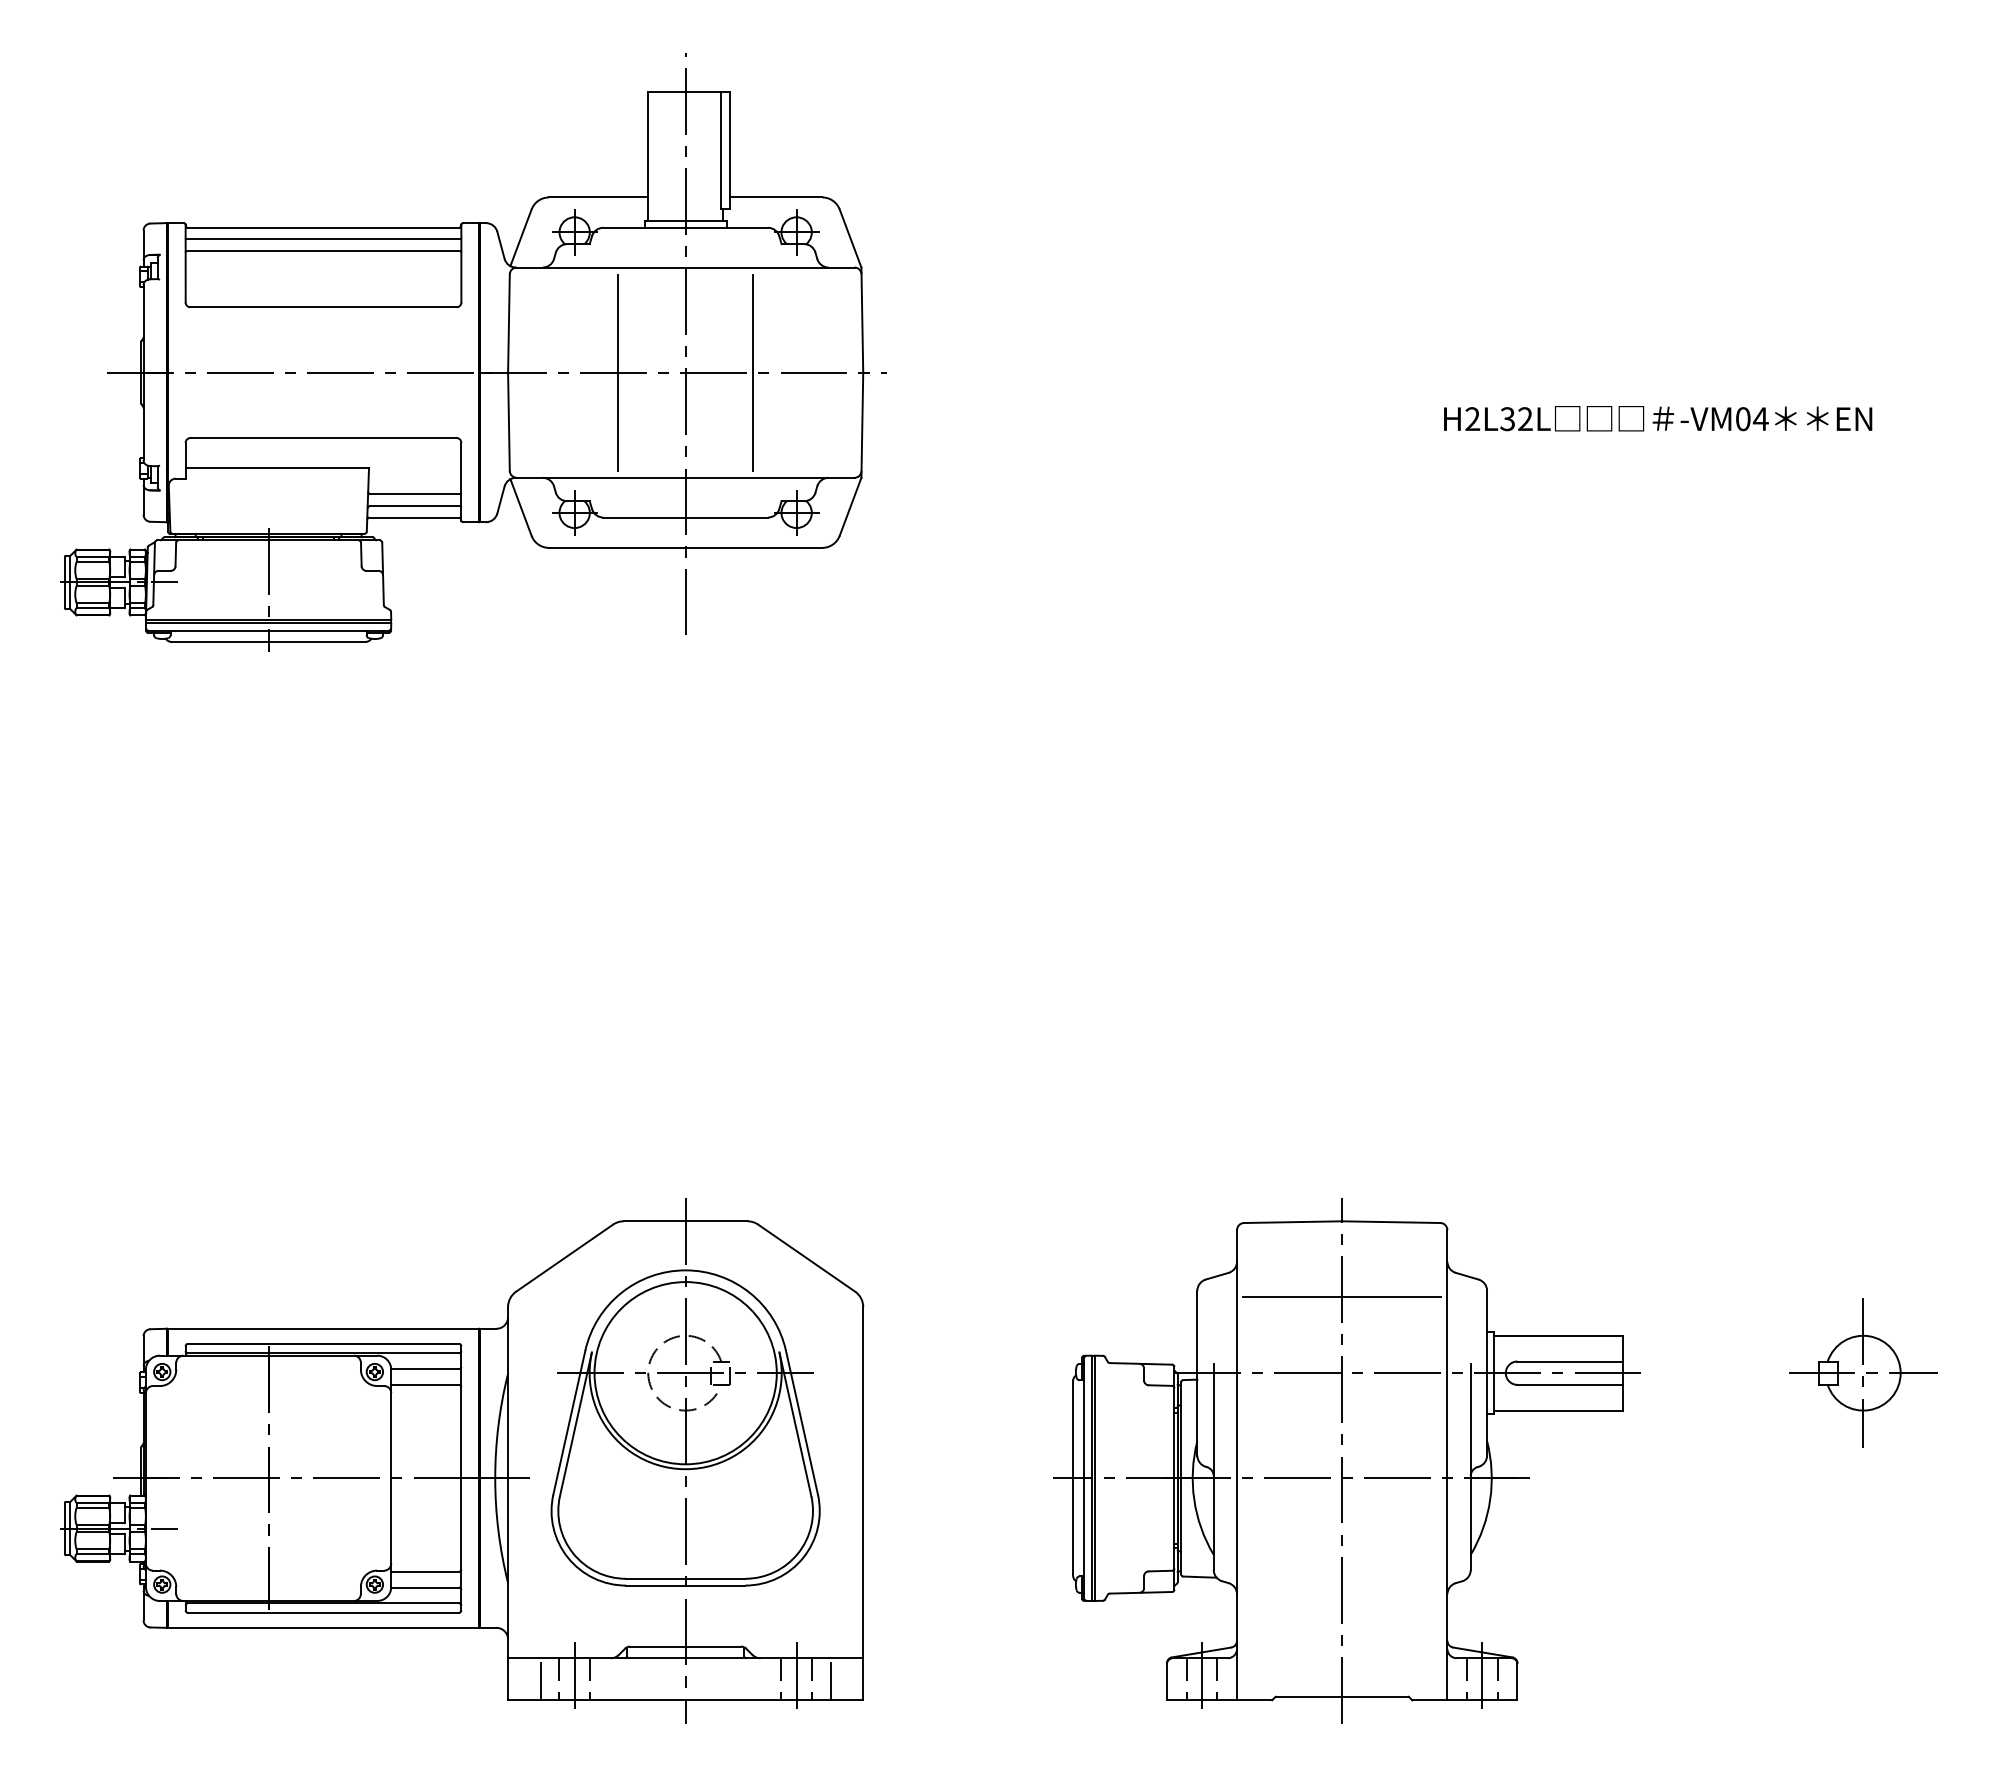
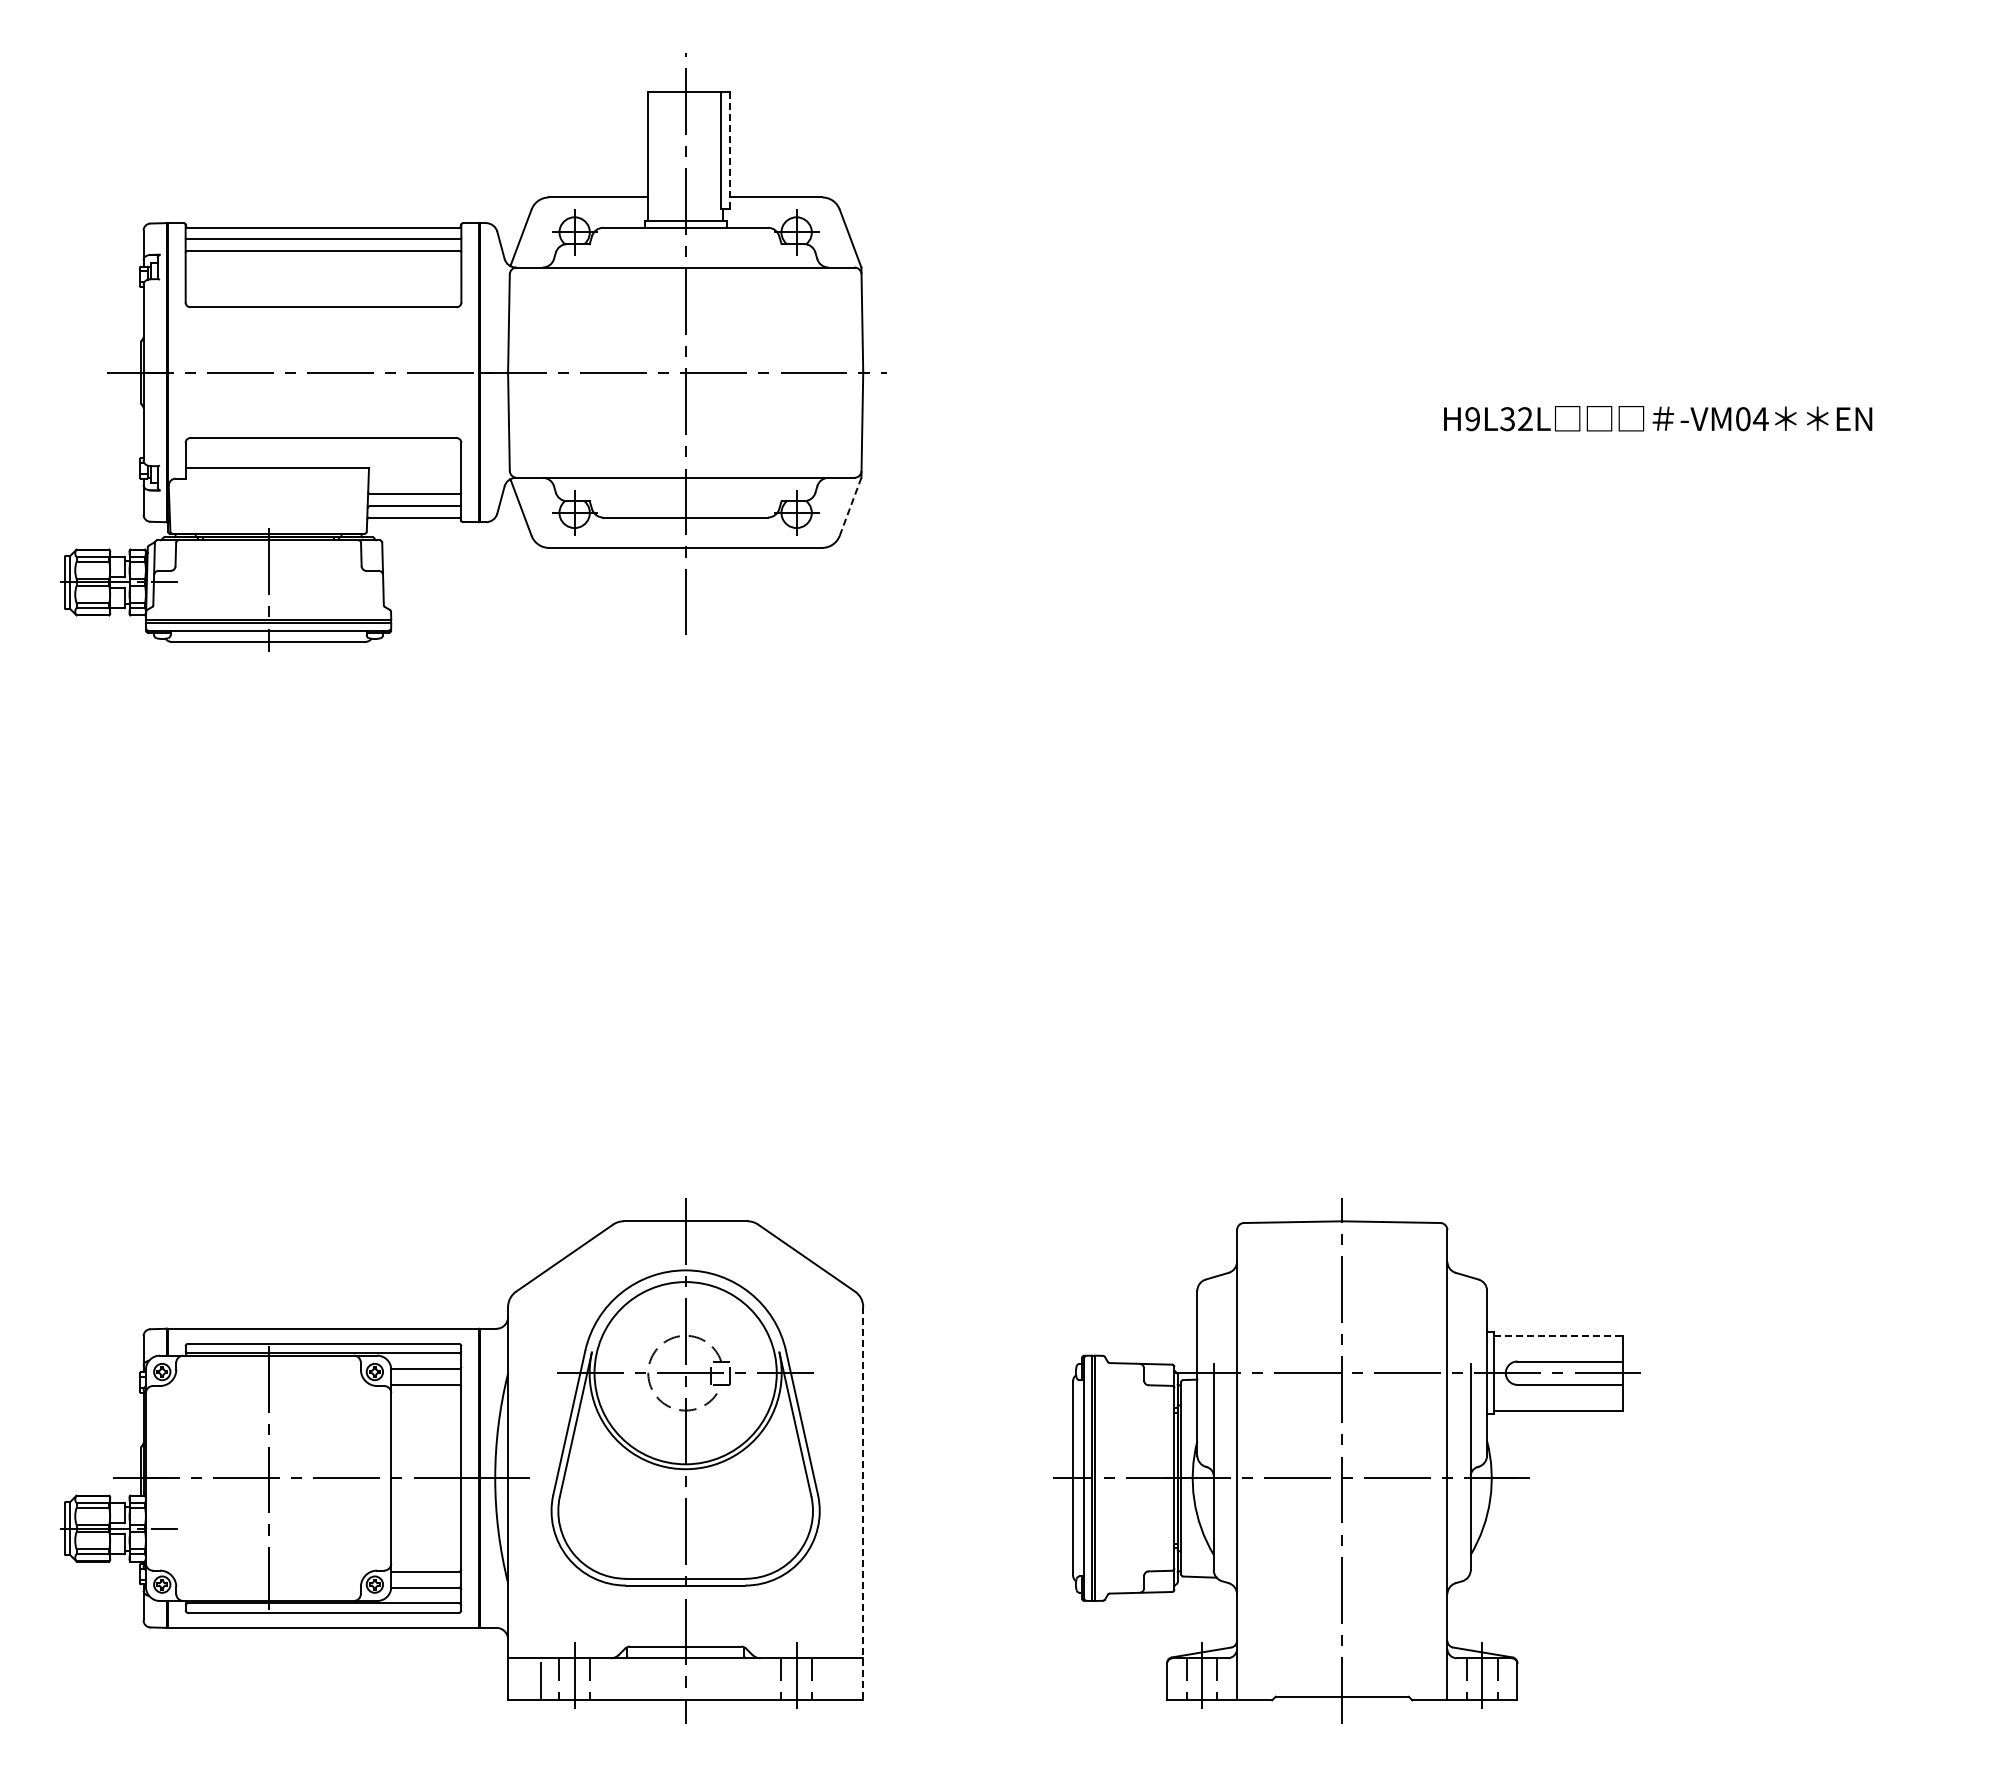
line: solid -> dashed (730, 151)
line: present -> none (617, 372)
line: present -> none (753, 372)
text: H2L32L -> H9L32L (1472, 419)
line: solid -> dashed (850, 506)
line: present -> none (1341, 1297)
line: solid -> dashed (1558, 1335)
part: present -> none (1863, 1372)
line: solid -> dashed (863, 1503)
line: present -> none (830, 1681)
